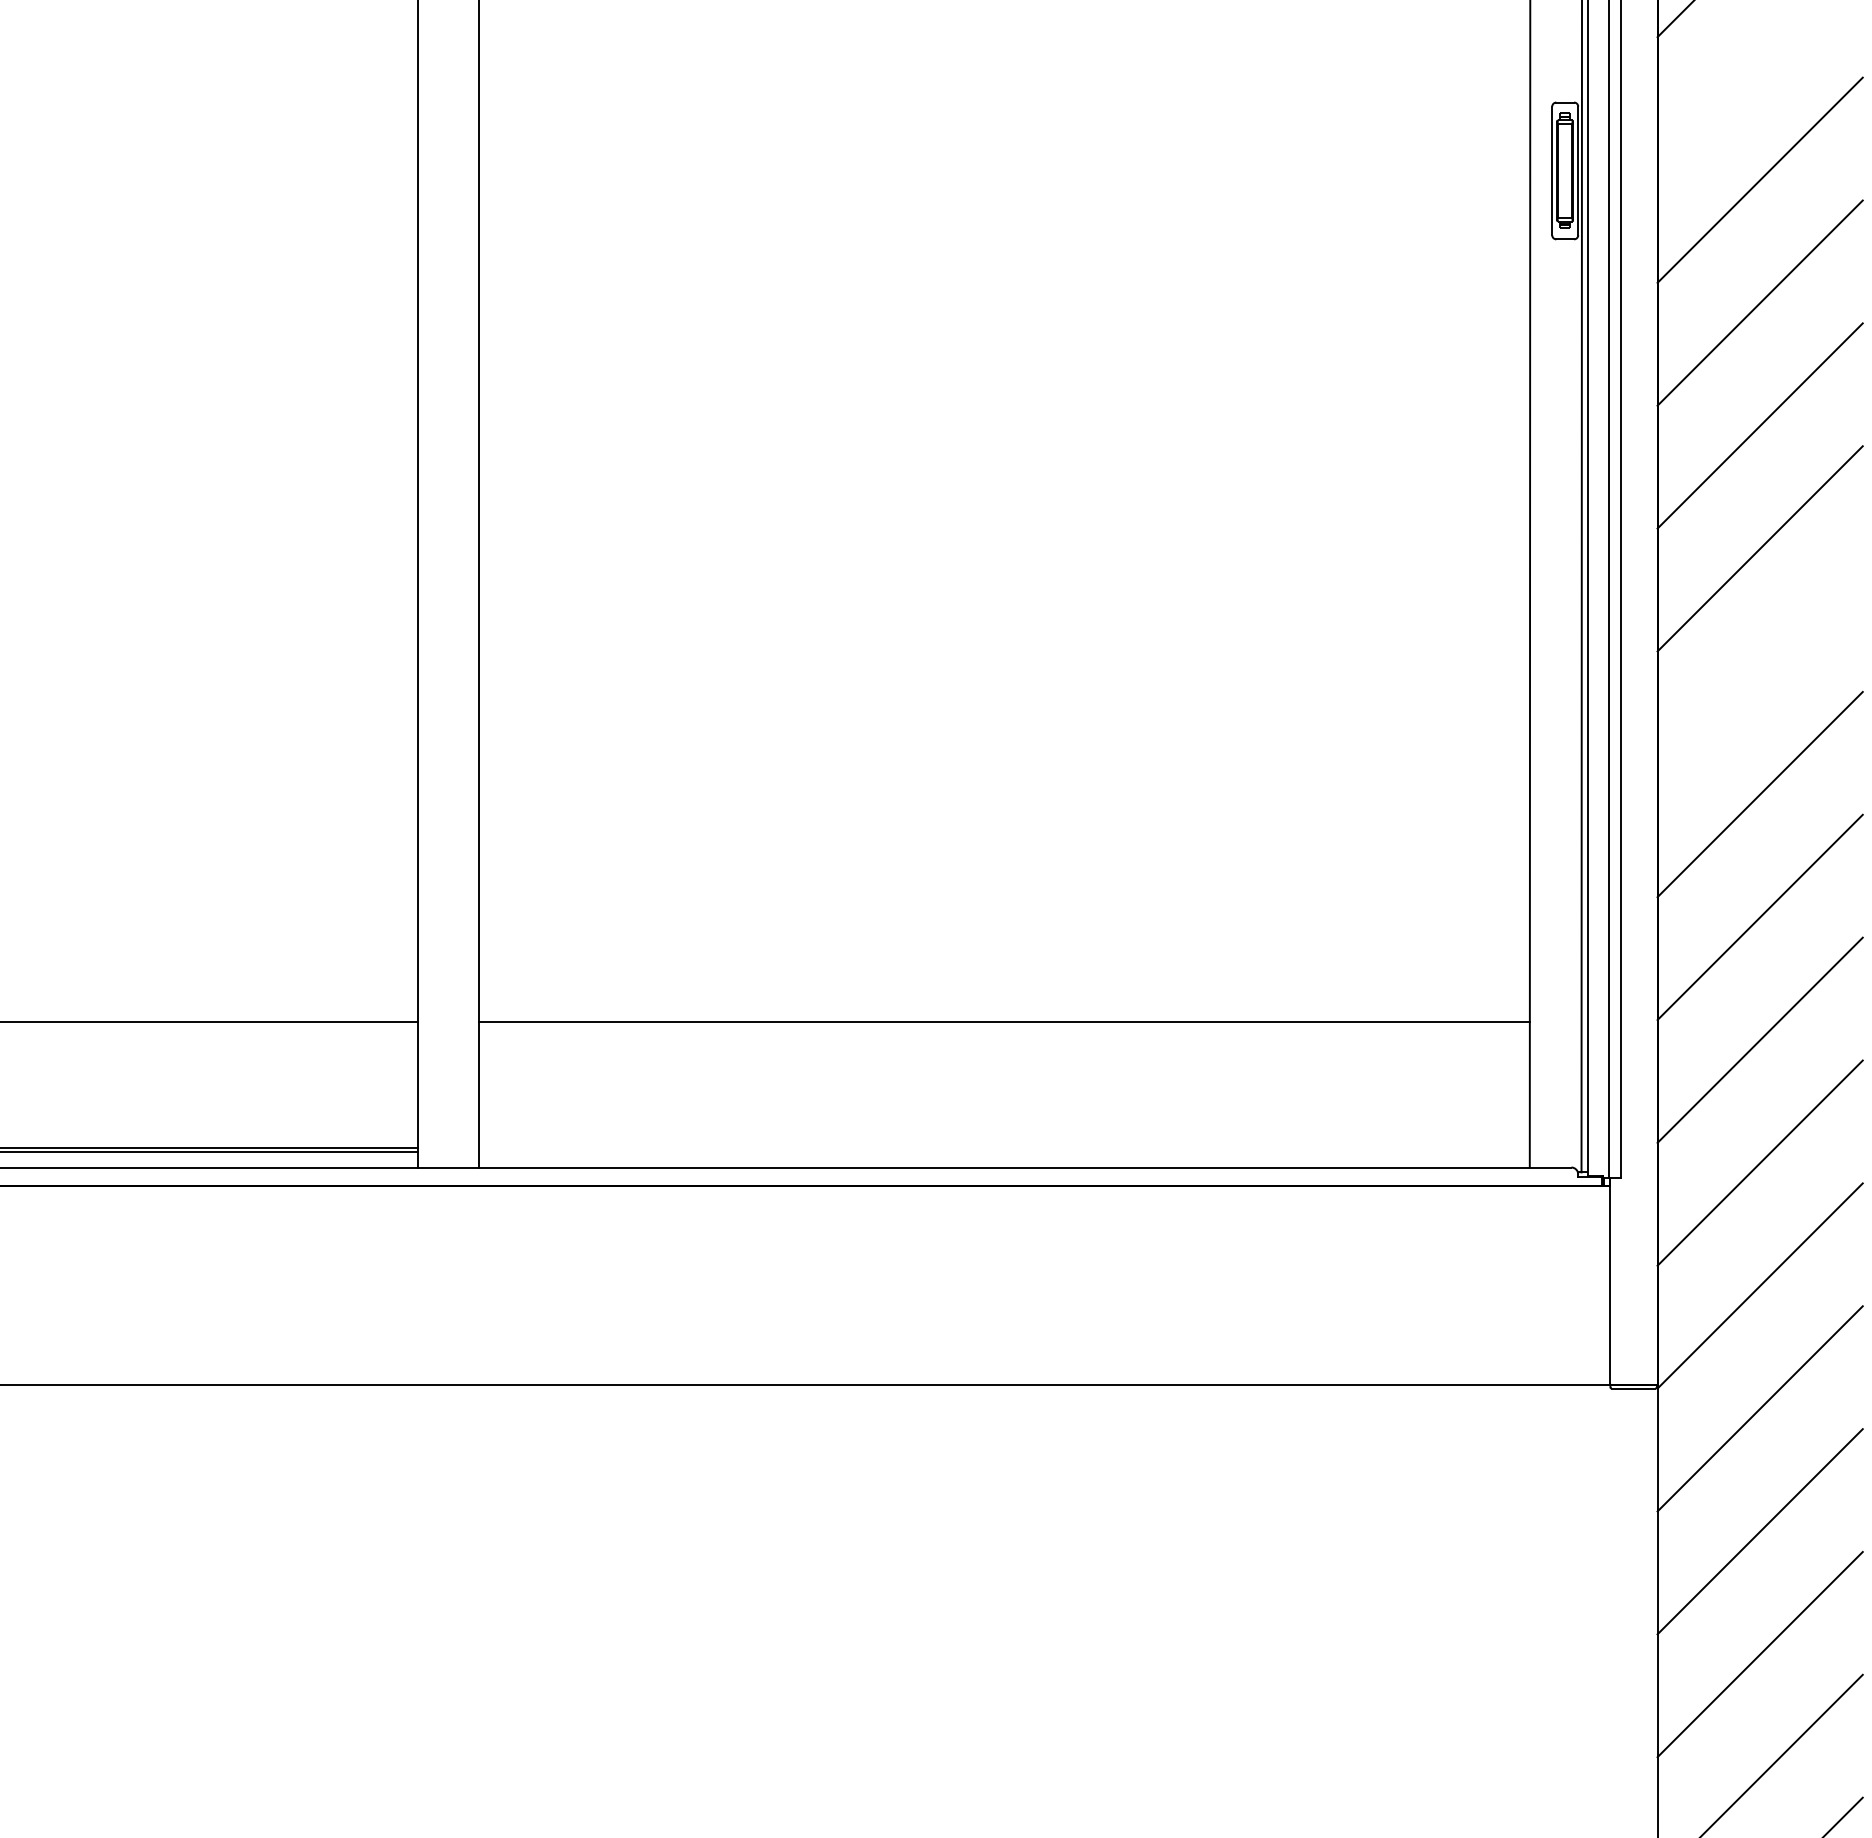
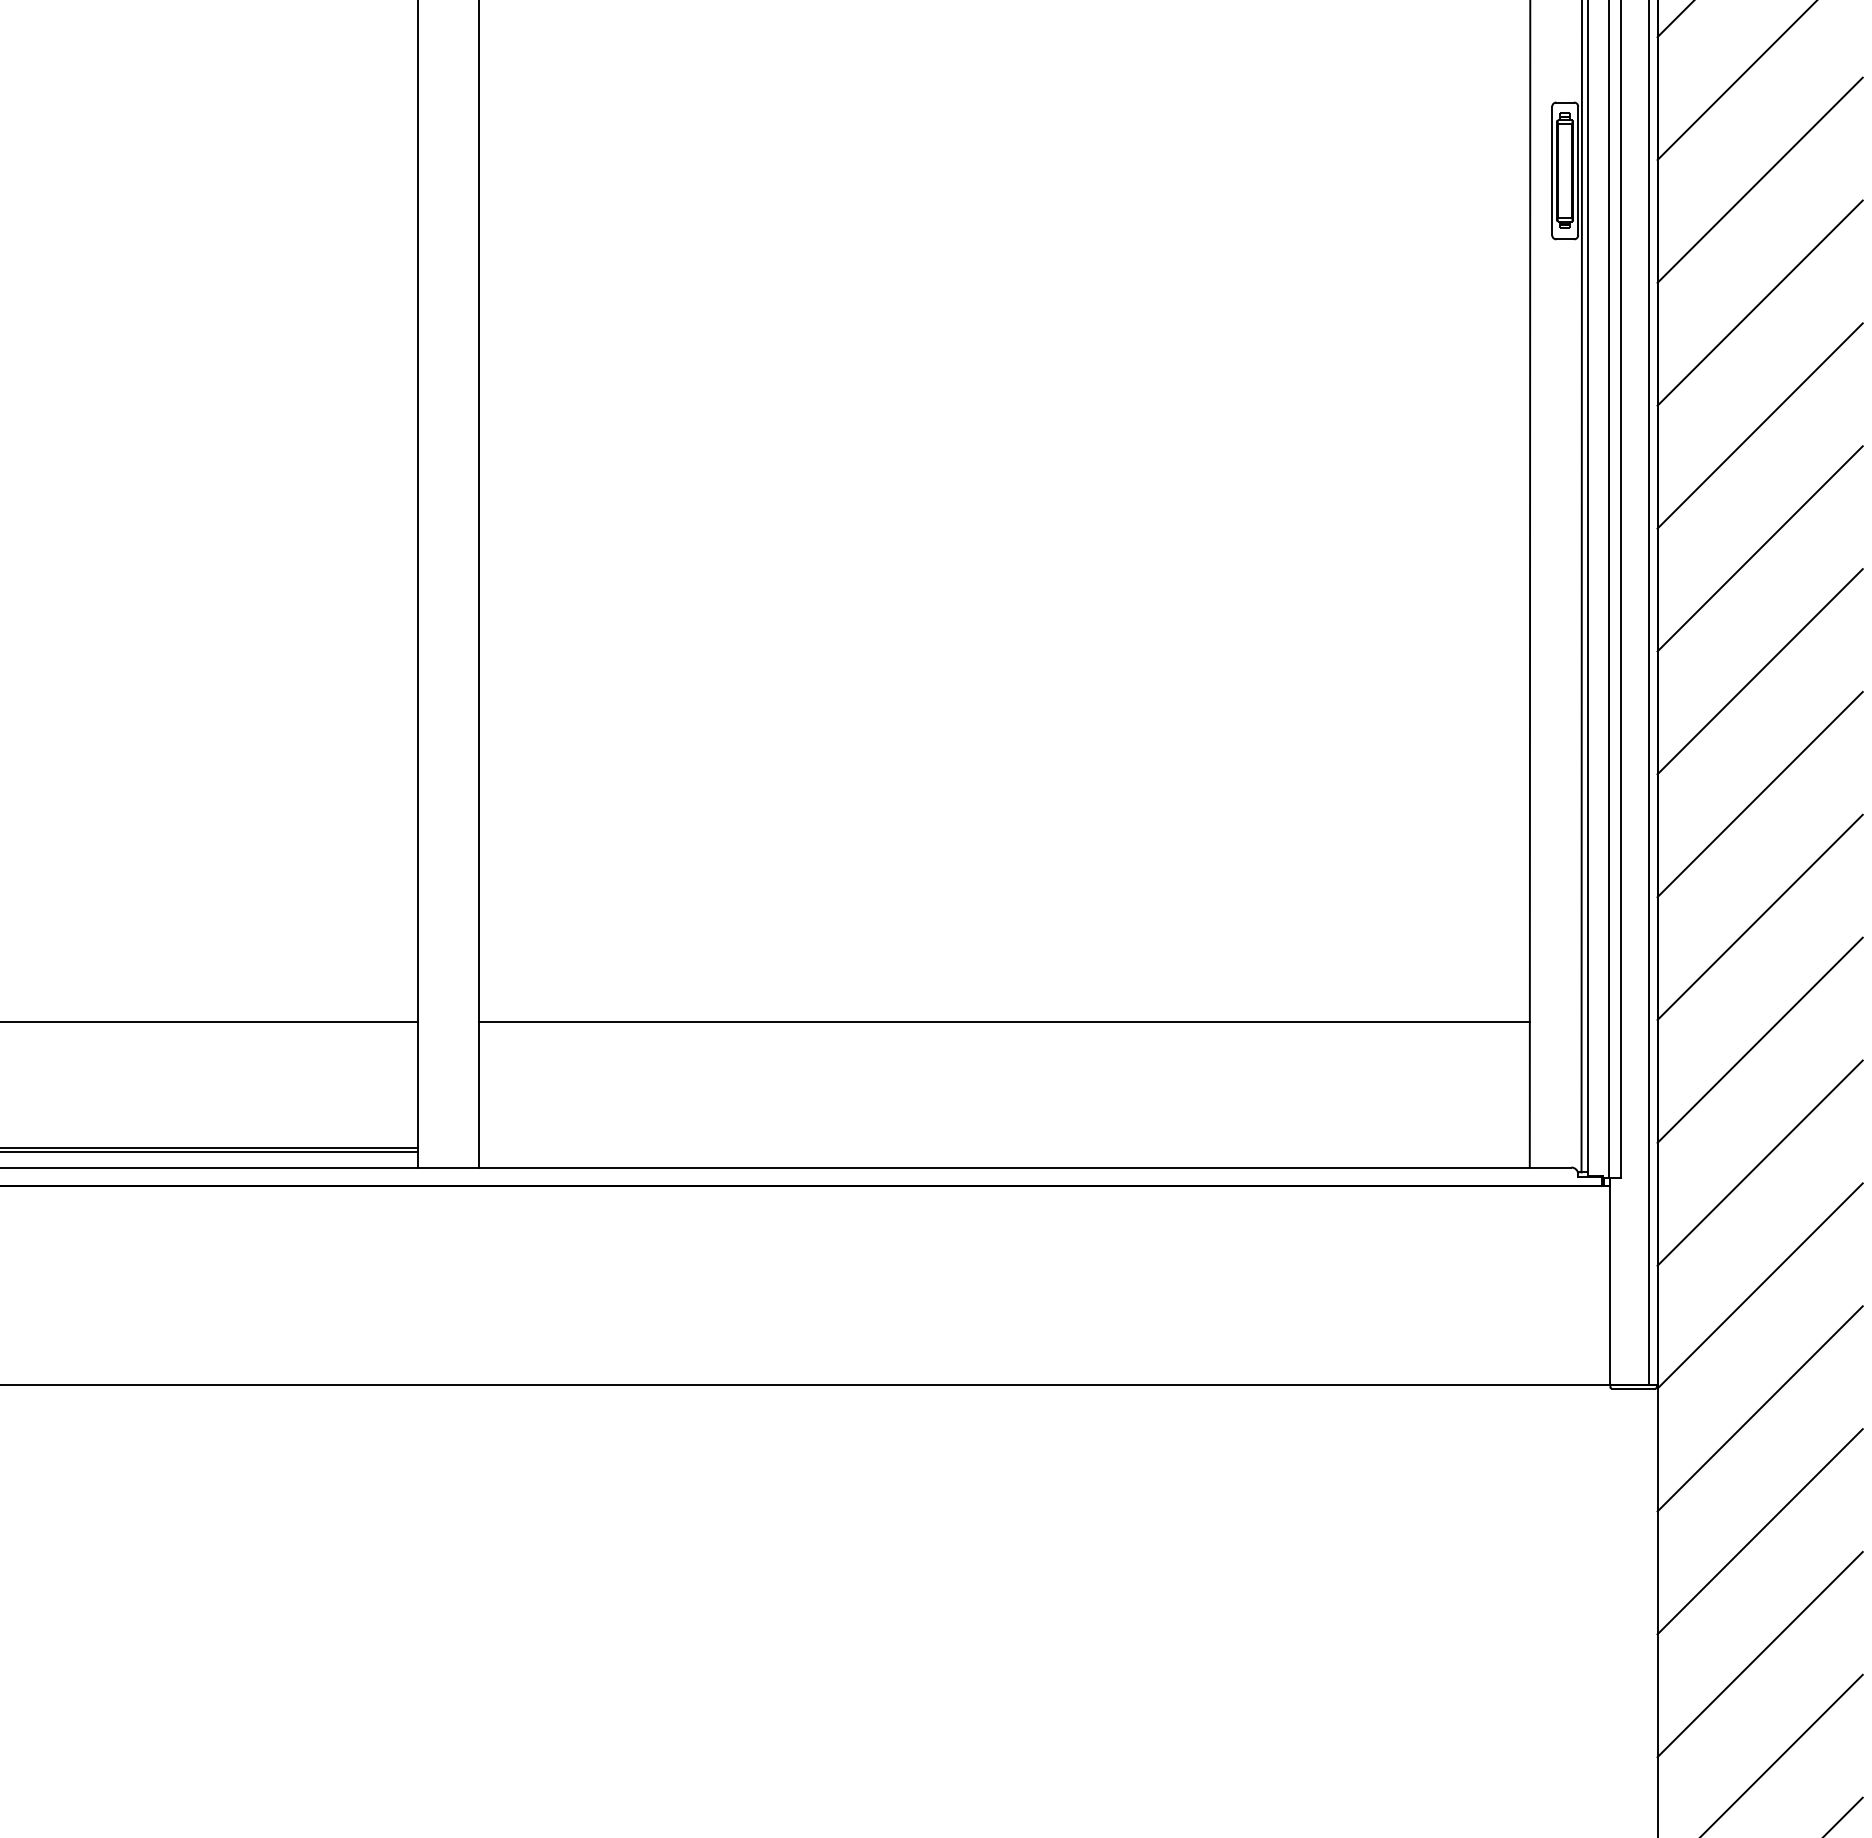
line: none -> present (1736, 81)
line: none -> present (1759, 671)
line: none -> present (1649, 693)
